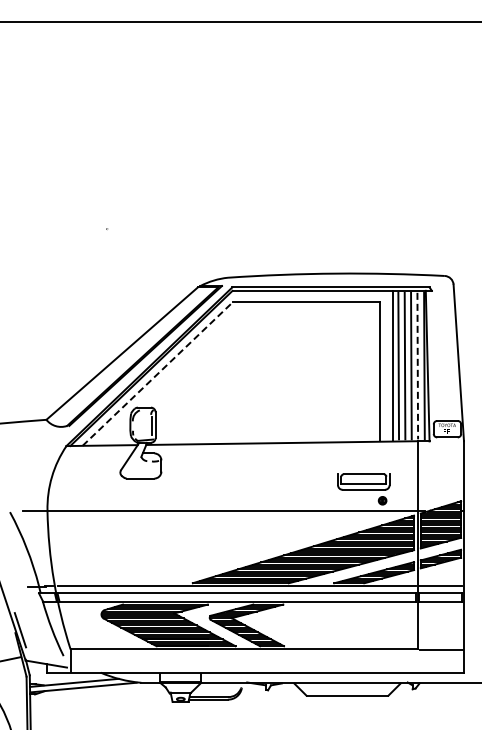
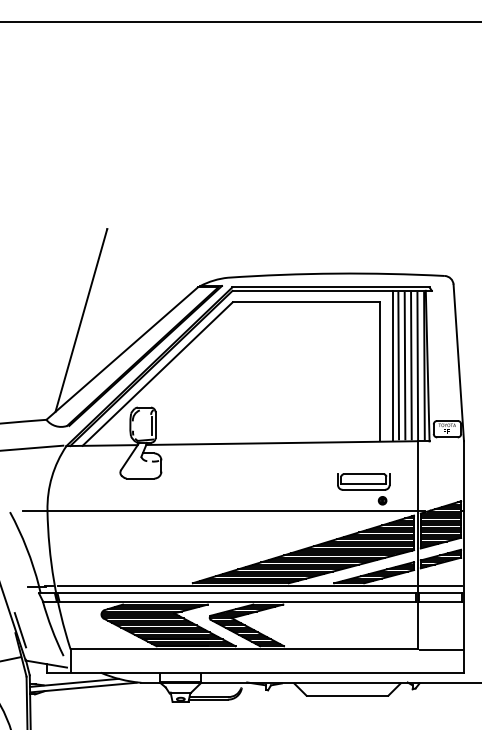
line: none -> present (81, 320)
line: dashed -> solid (417, 366)
line: dashed -> solid (157, 374)
line: none -> present (32, 447)
